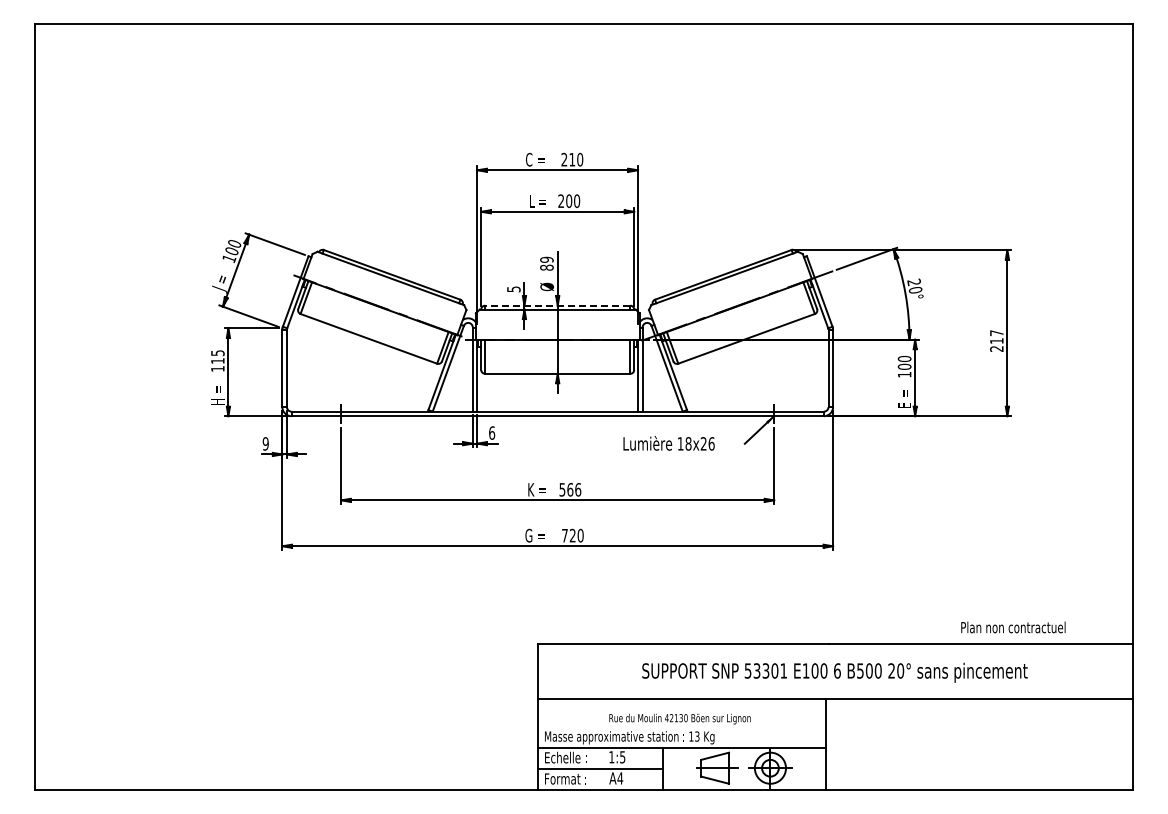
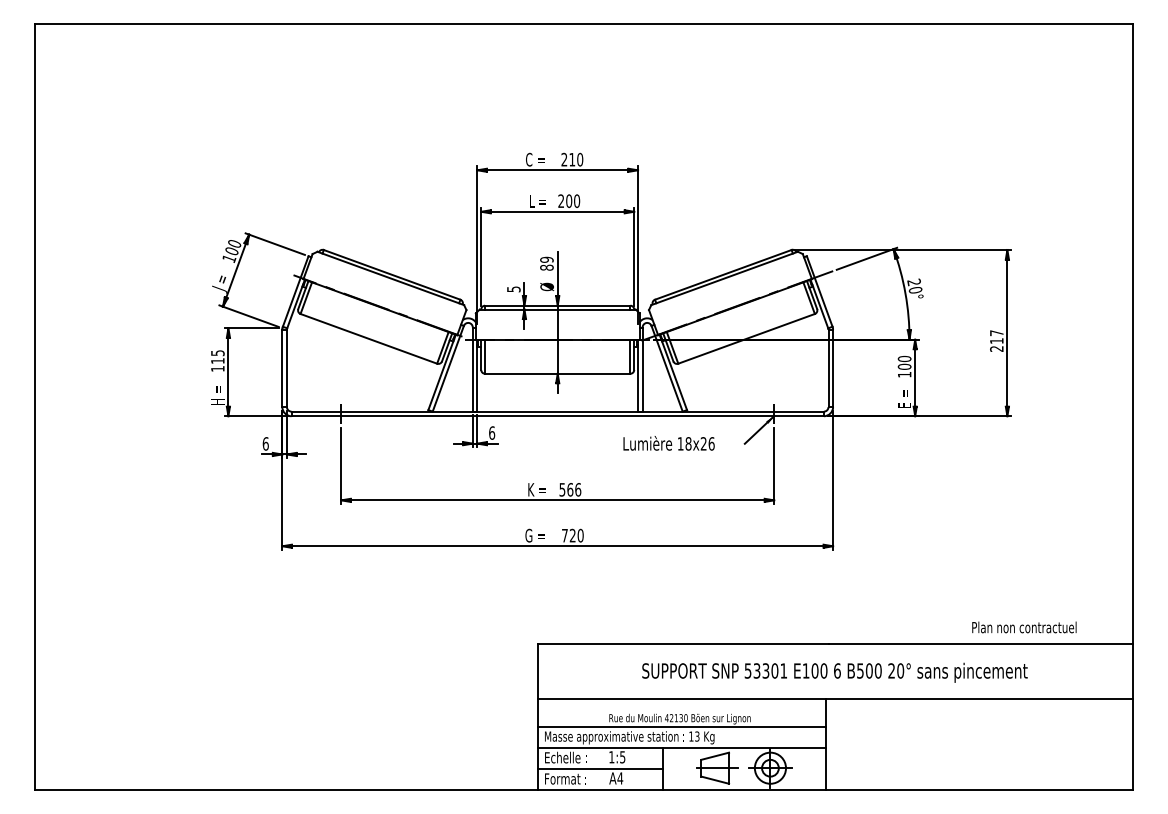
line: dashed -> solid (557, 305)
text: 9 -> 6 (265, 443)
text position: (1013, 627) -> (1024, 627) (1024, 627)
line: none -> present (681, 726)
